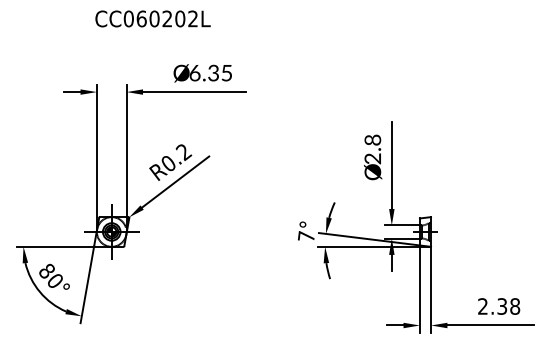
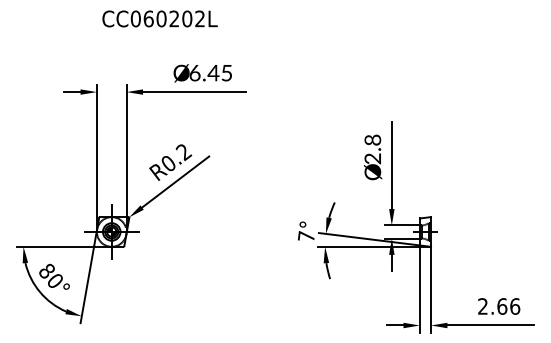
text position: (152, 18) -> (159, 18) (159, 18)
text: 6.35 -> 6.45 (213, 72)
text: 2.38 -> 2.66 (508, 306)
